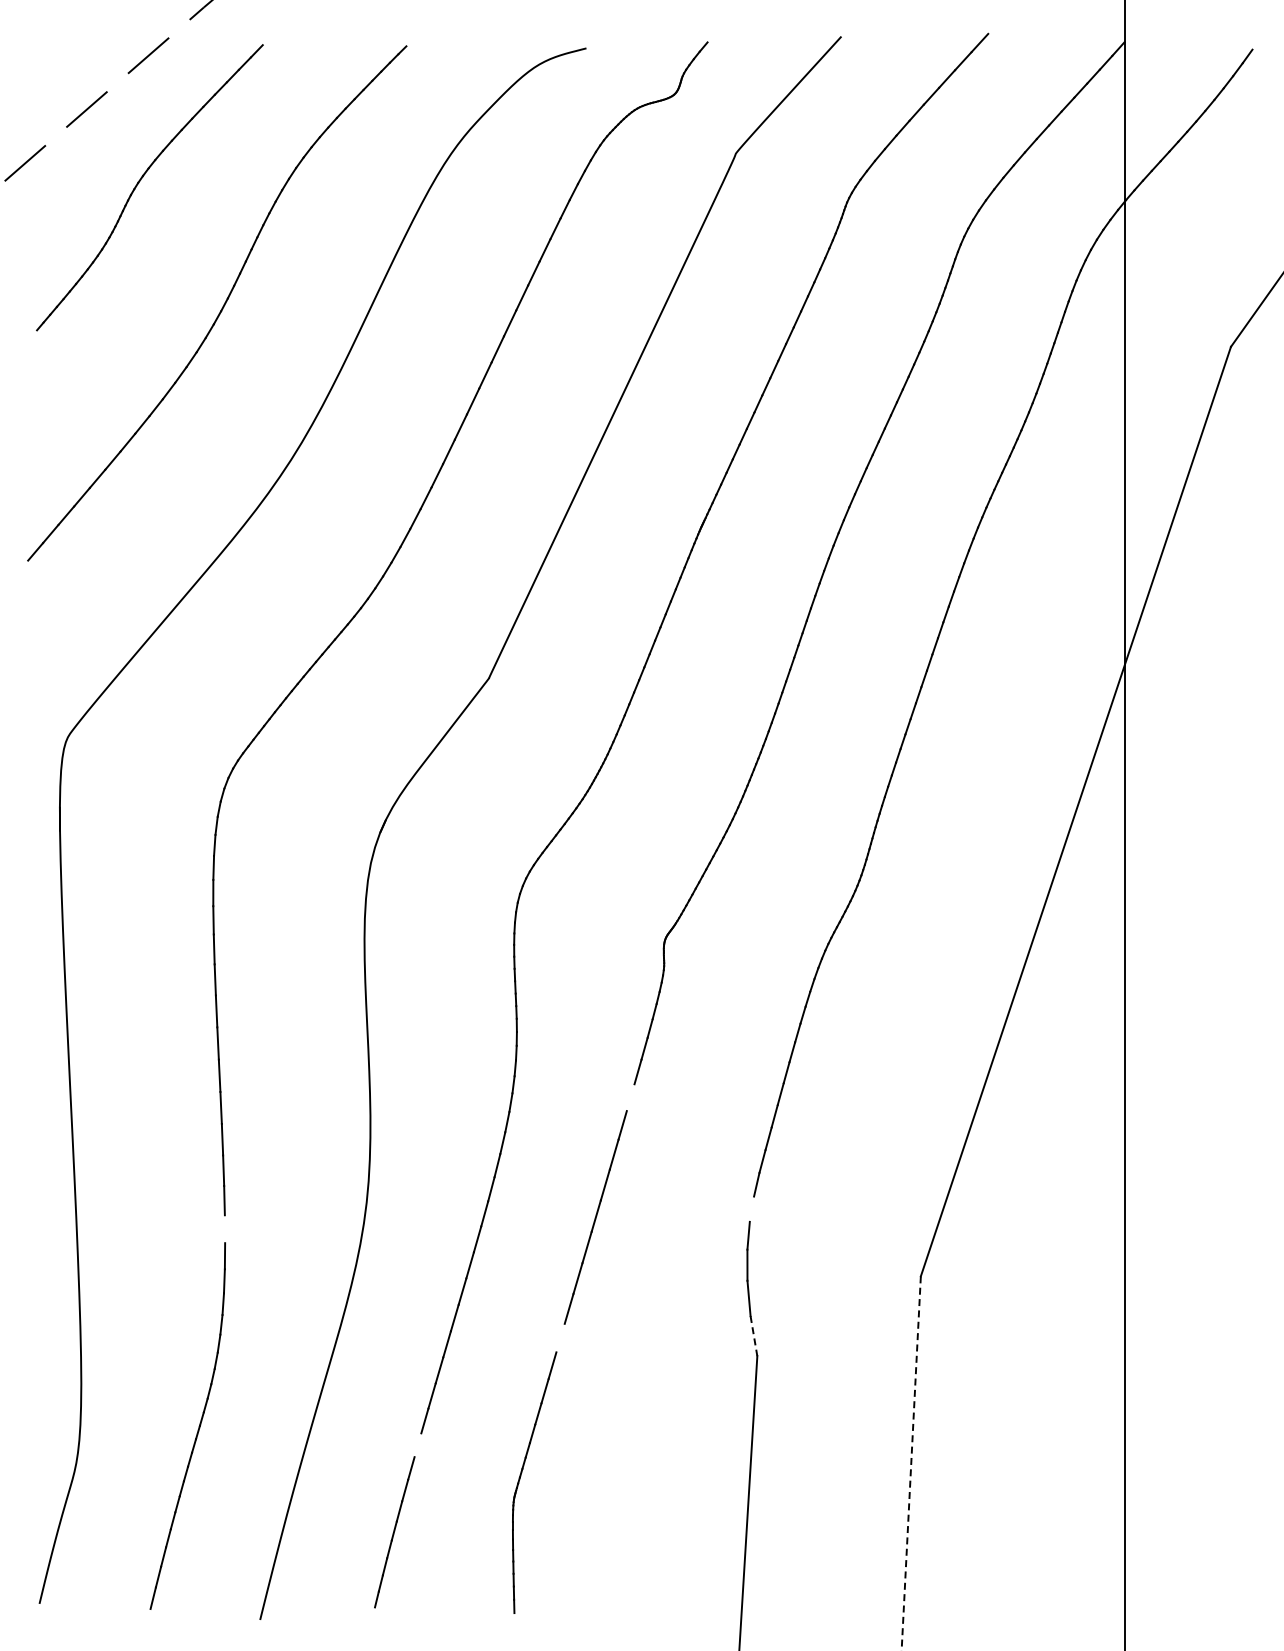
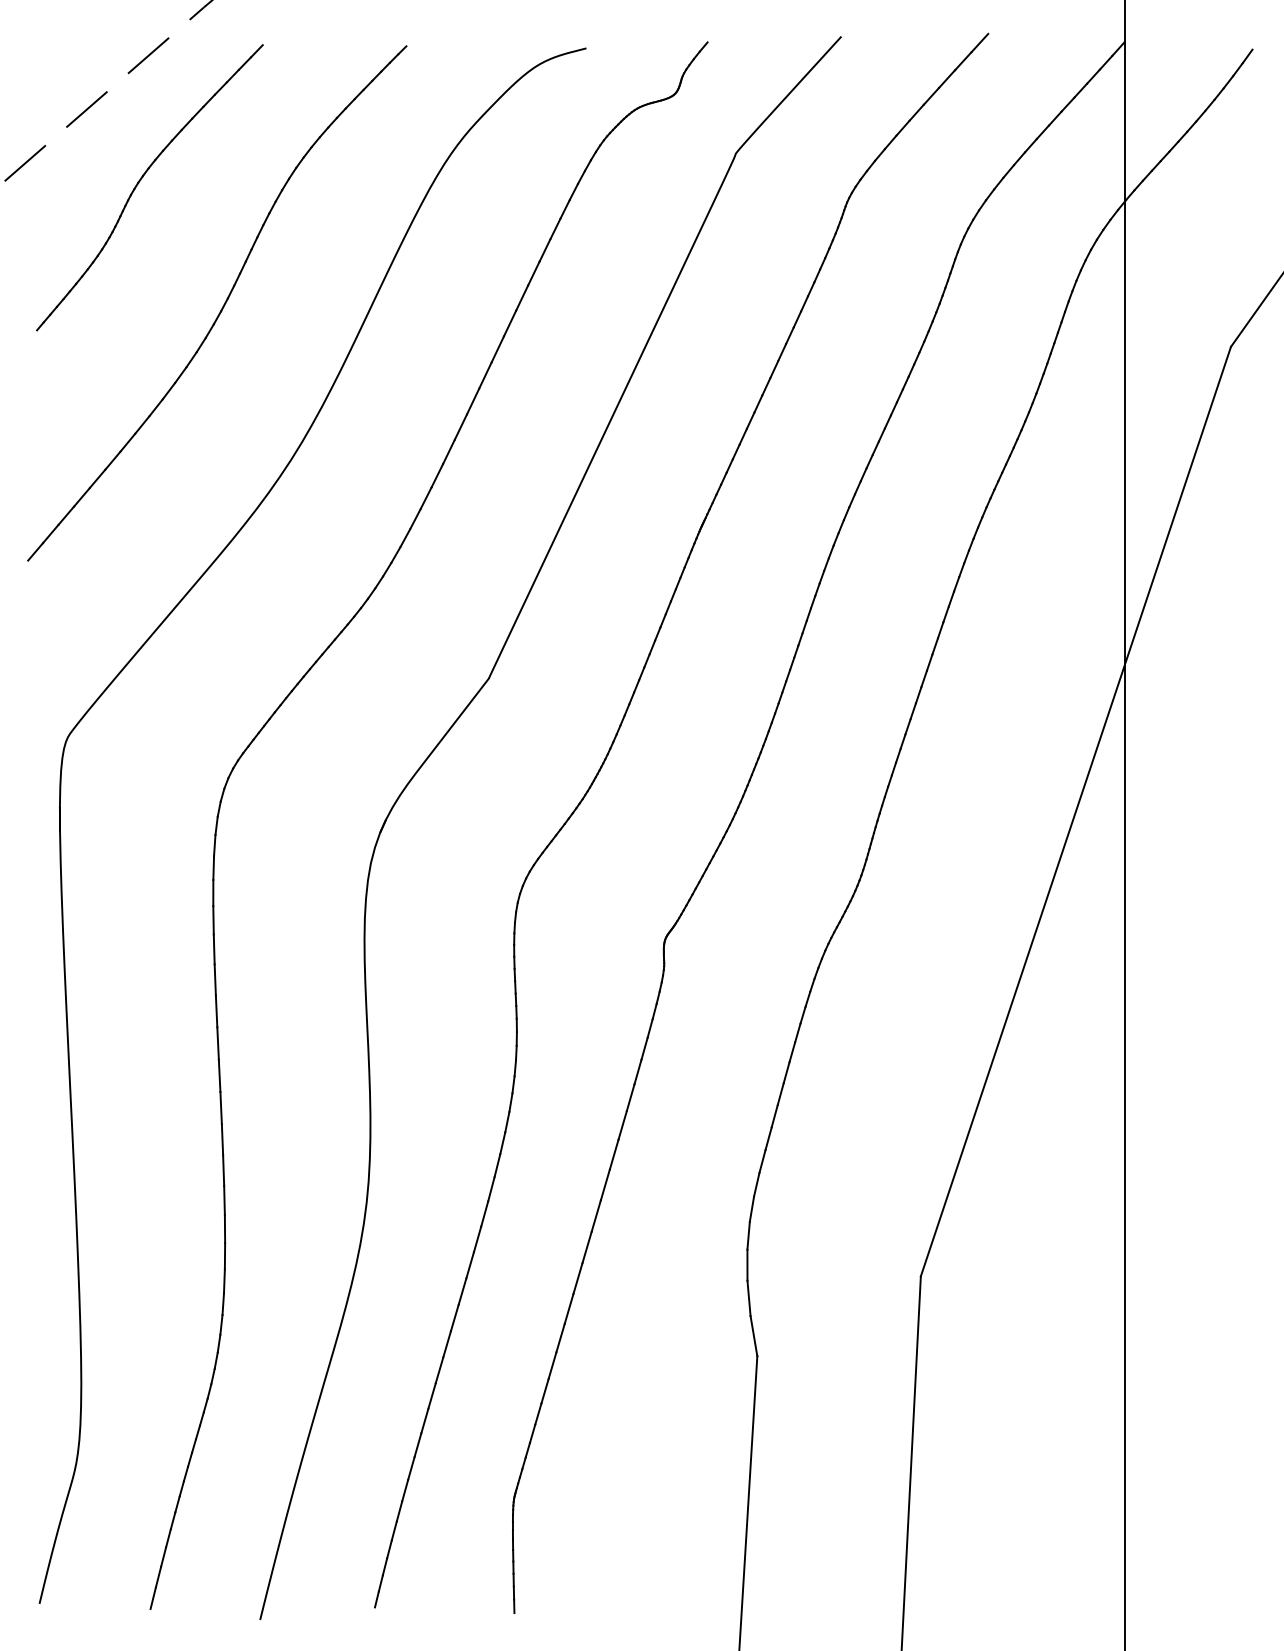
line: none -> present (630, 1097)
line: none -> present (751, 1208)
line: none -> present (224, 1229)
line: dashed -> solid (754, 1336)
line: none -> present (560, 1337)
line: none -> present (417, 1445)
line: dashed -> solid (911, 1463)
